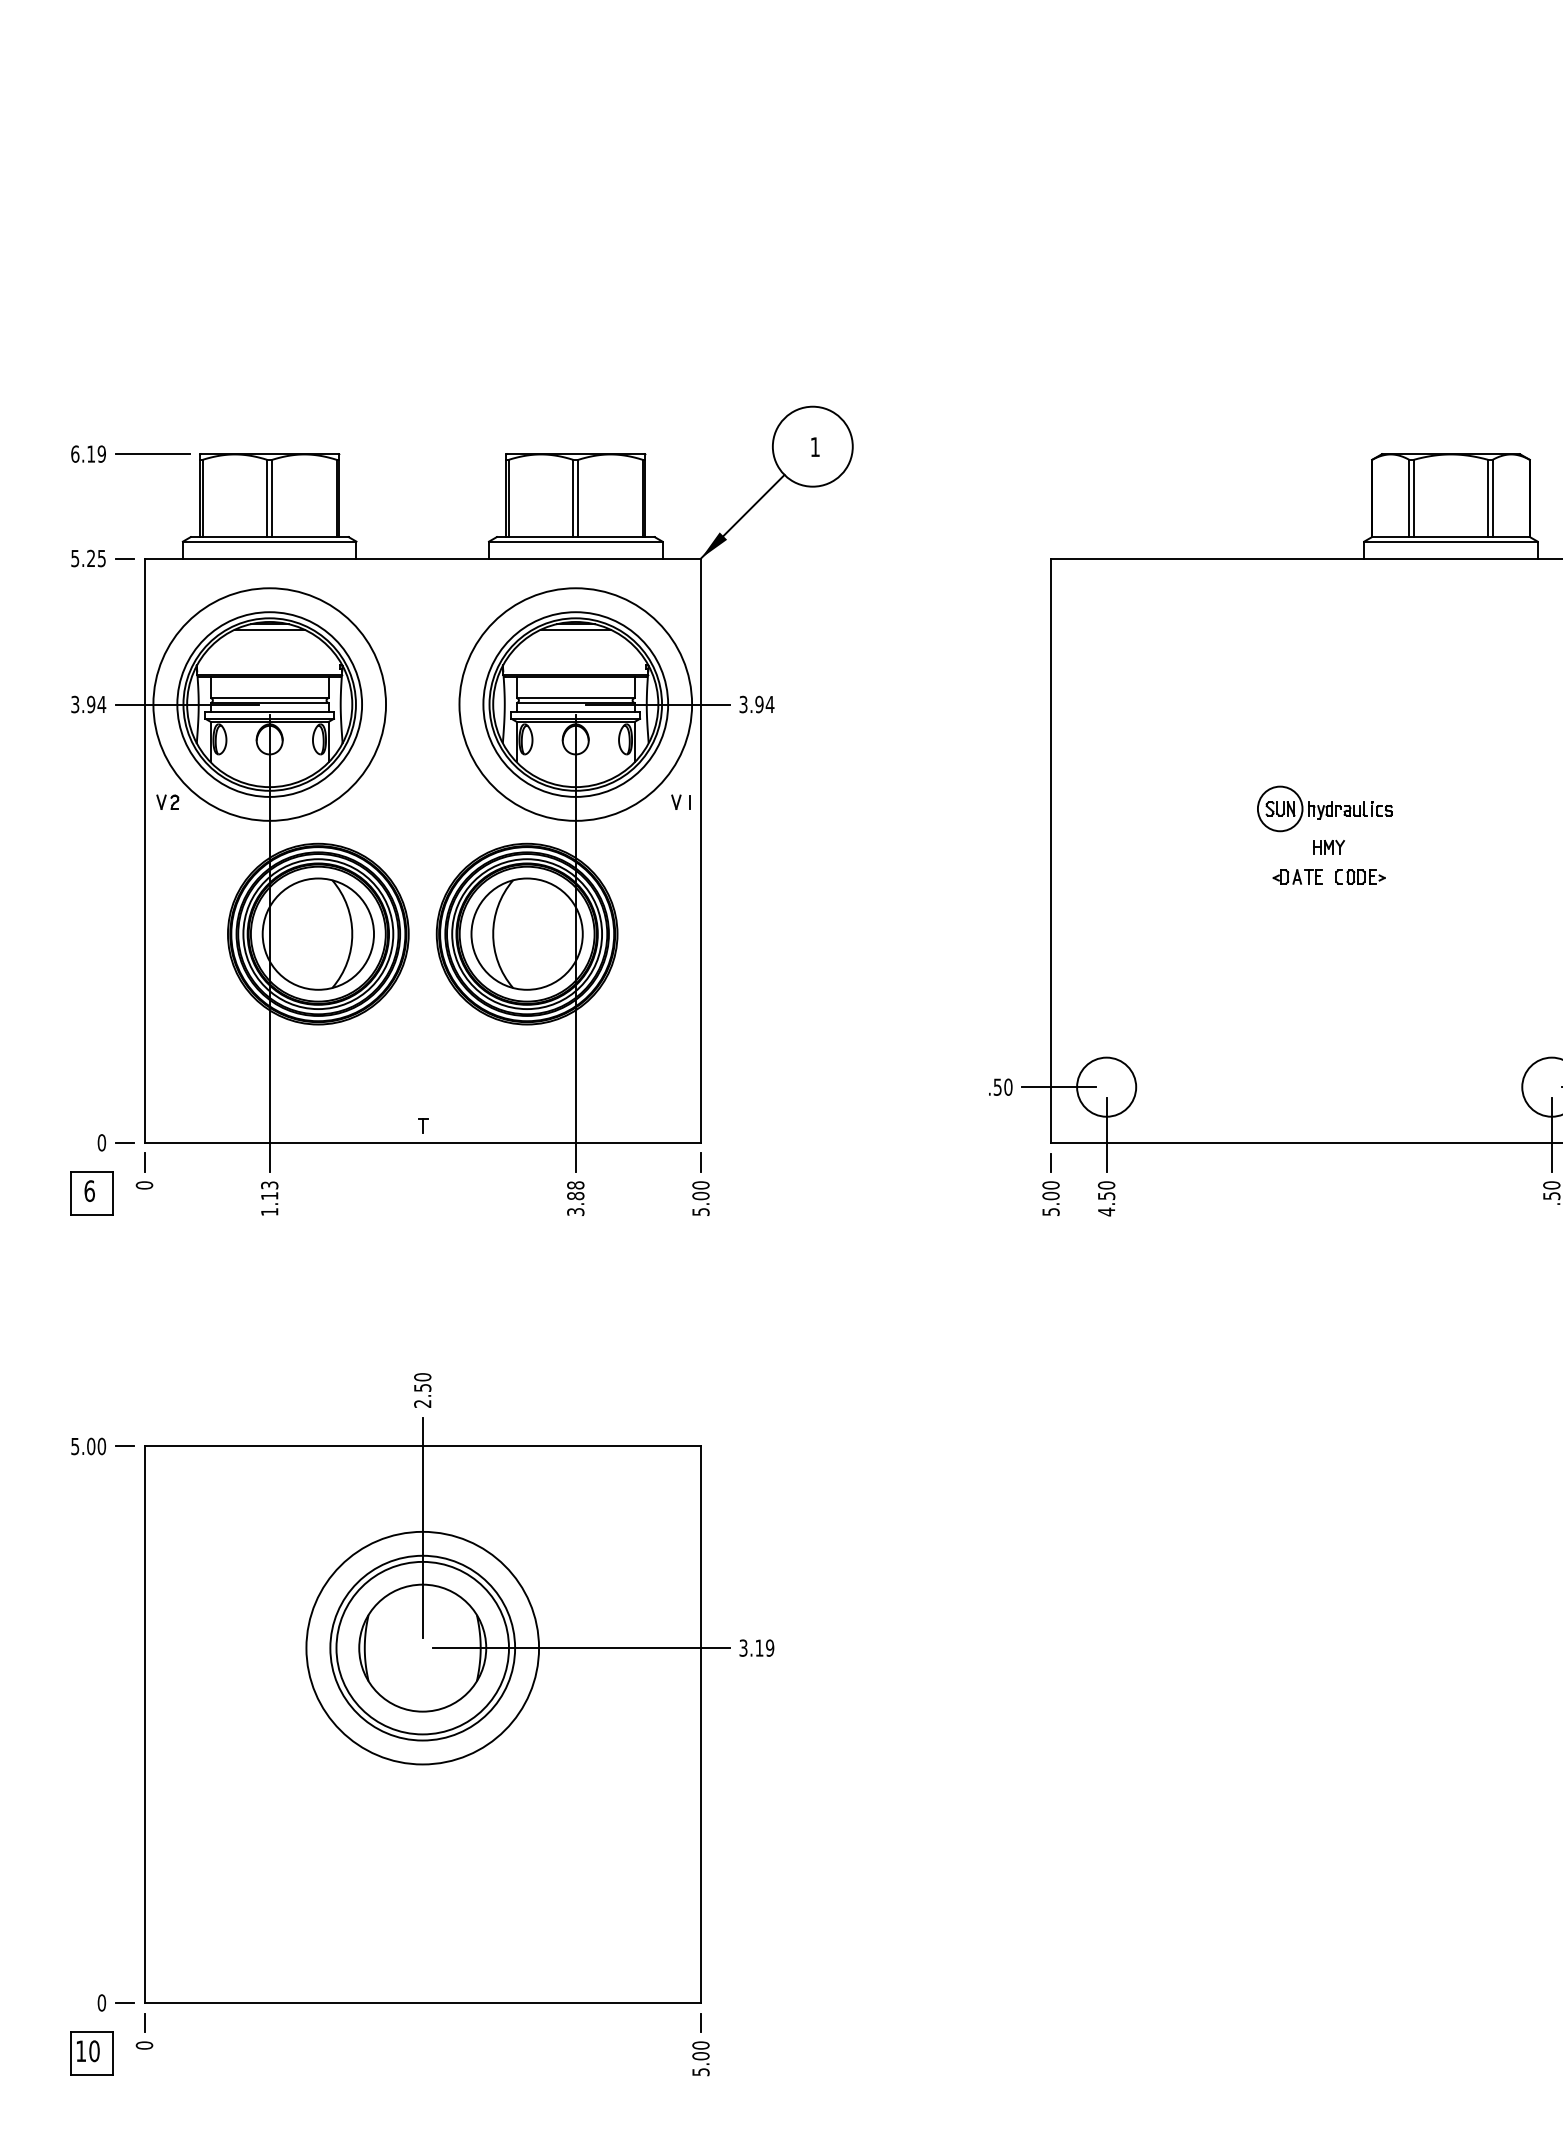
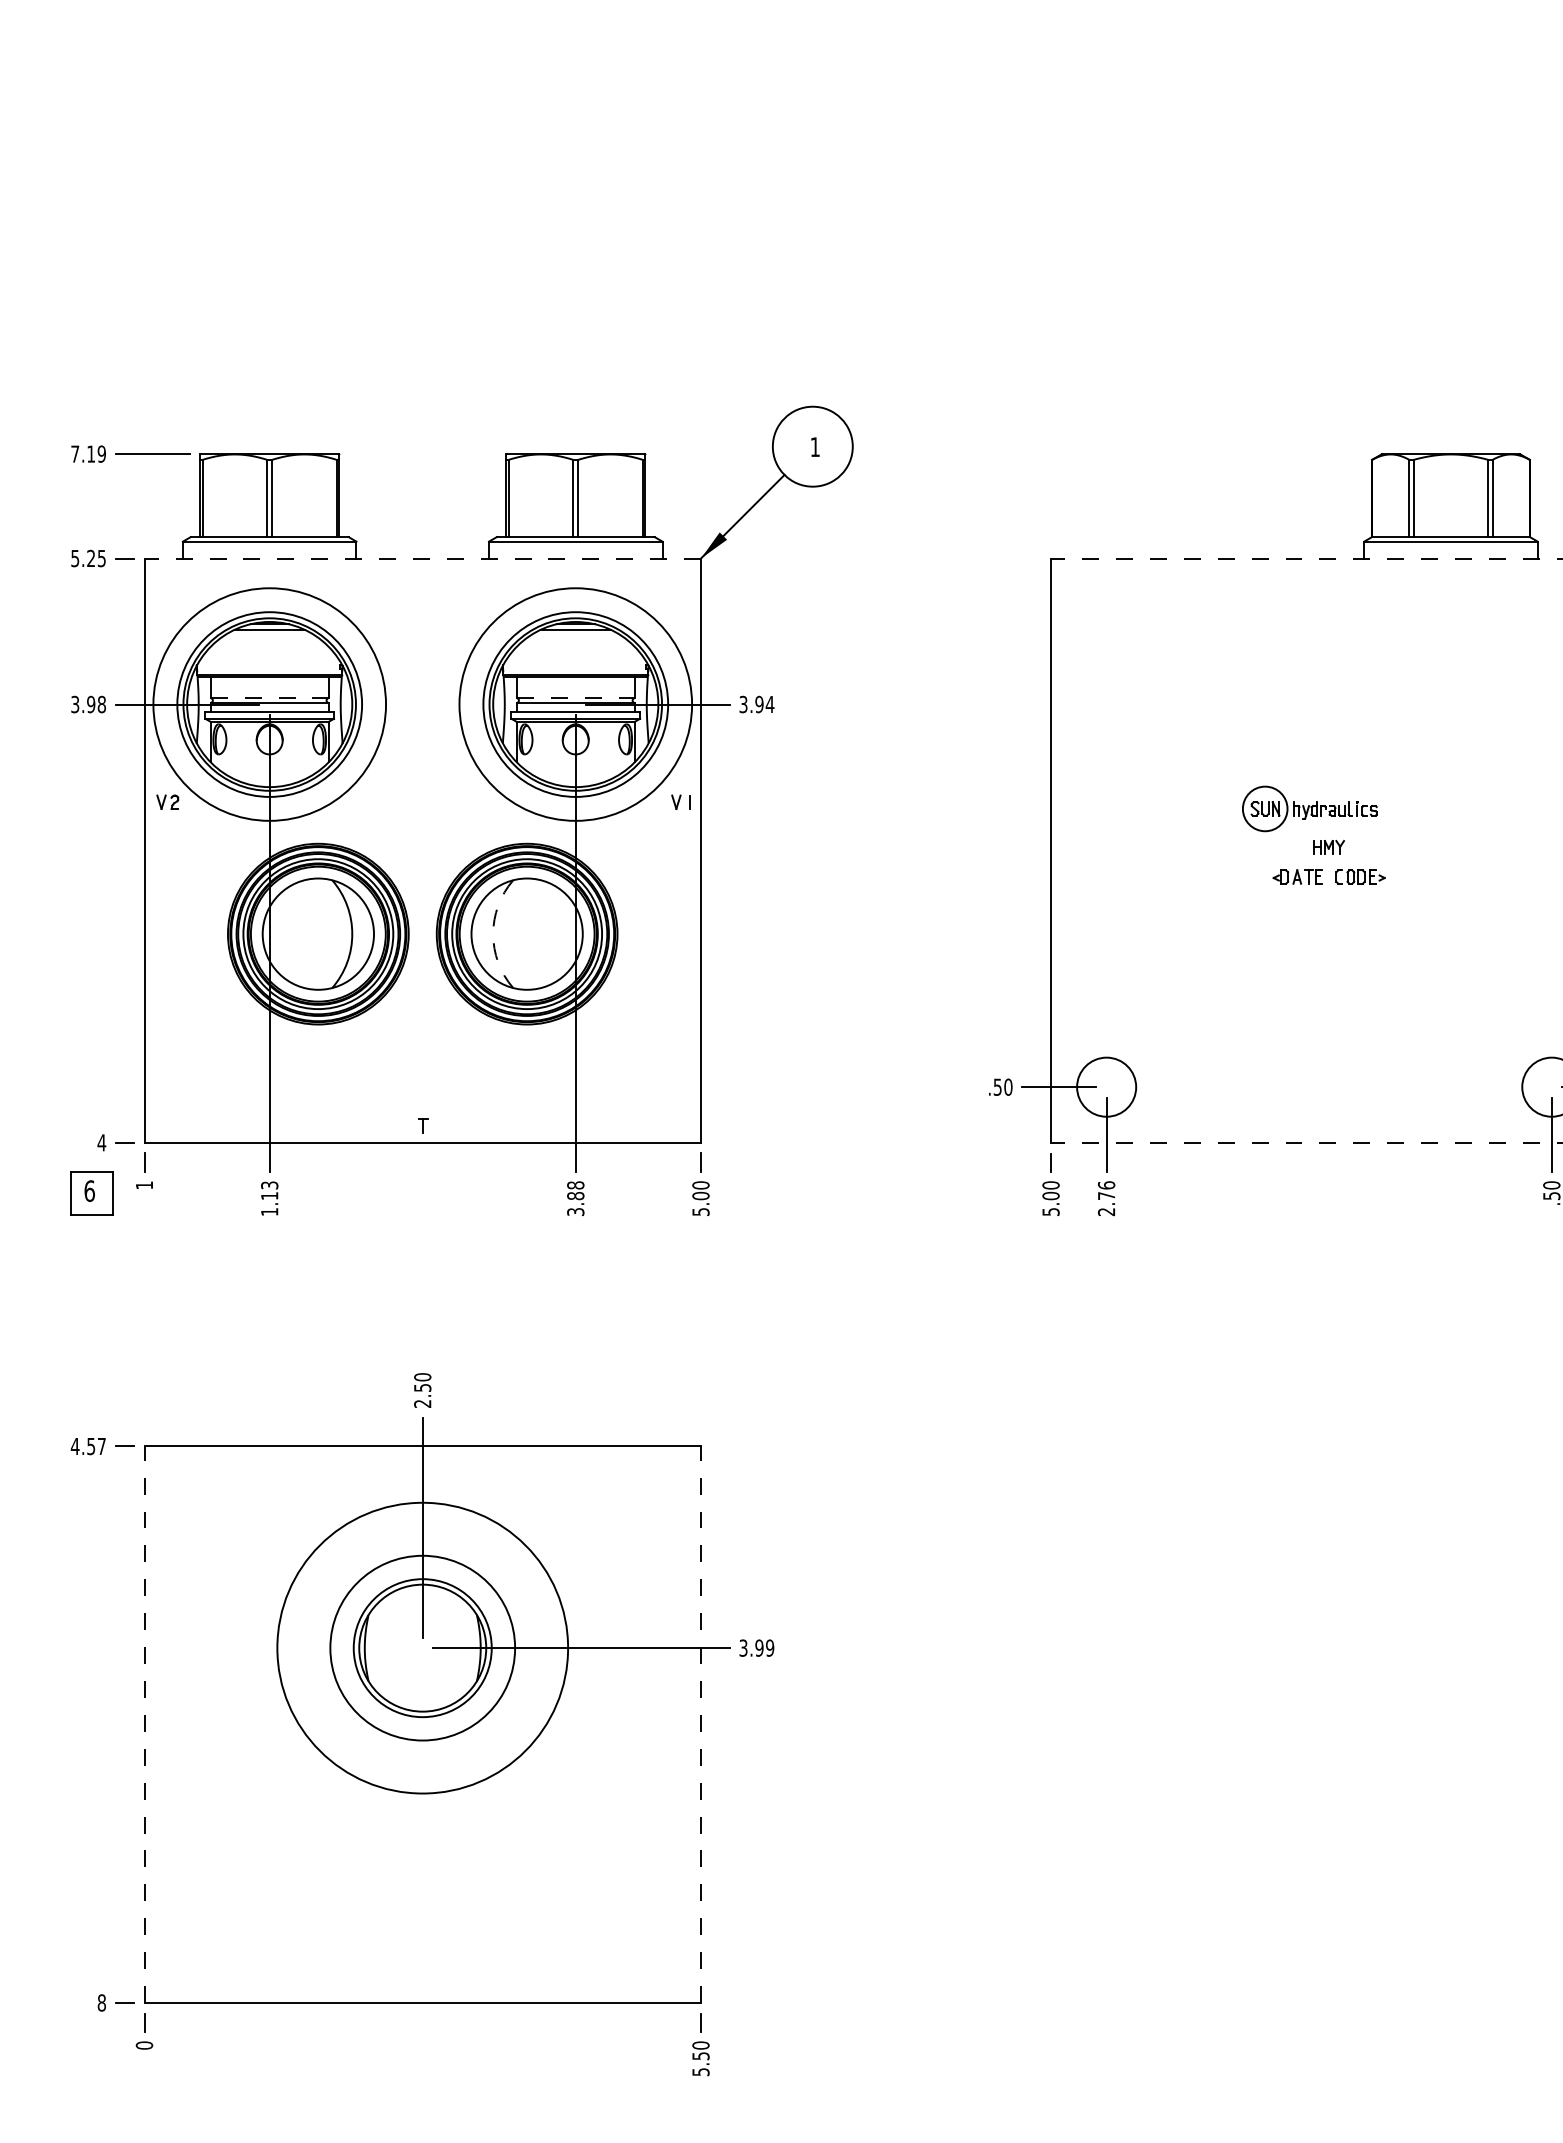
text: 6.19 -> 7.19 (75, 453)
line: solid -> dashed (422, 558)
line: solid -> dashed (1306, 558)
line: solid -> dashed (269, 698)
line: solid -> dashed (575, 698)
text: 3.94 -> 3.98 (101, 704)
part position: (1324, 808) -> (1309, 808) (1309, 808)
arc: solid -> dashed (493, 934)
text: 0 -> 4 (101, 1142)
line: solid -> dashed (1306, 1142)
text: 0 -> 1 (144, 1185)
text: 4.50 -> 2.76 (1106, 1198)
text: 5.00 -> 4.57 (88, 1446)
circle diameter: 173 px -> 138 px (422, 1648)
circle diameter: 233 px -> 291 px (422, 1647)
text: 3.19 -> 3.99 (759, 1647)
line: solid -> dashed (144, 1724)
line: solid -> dashed (700, 1724)
text: 0 -> 8 (101, 2002)
part: present -> none (91, 2053)
text: 5.00 -> 5.50 (700, 2056)
